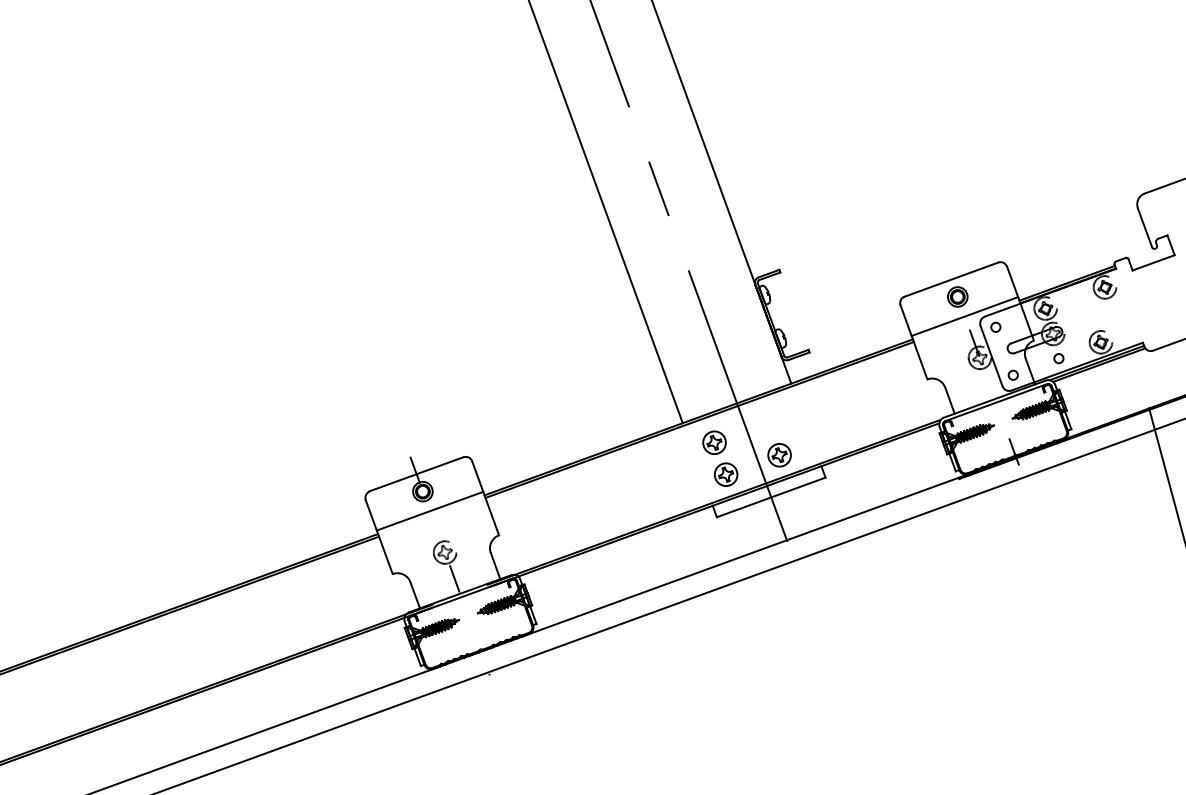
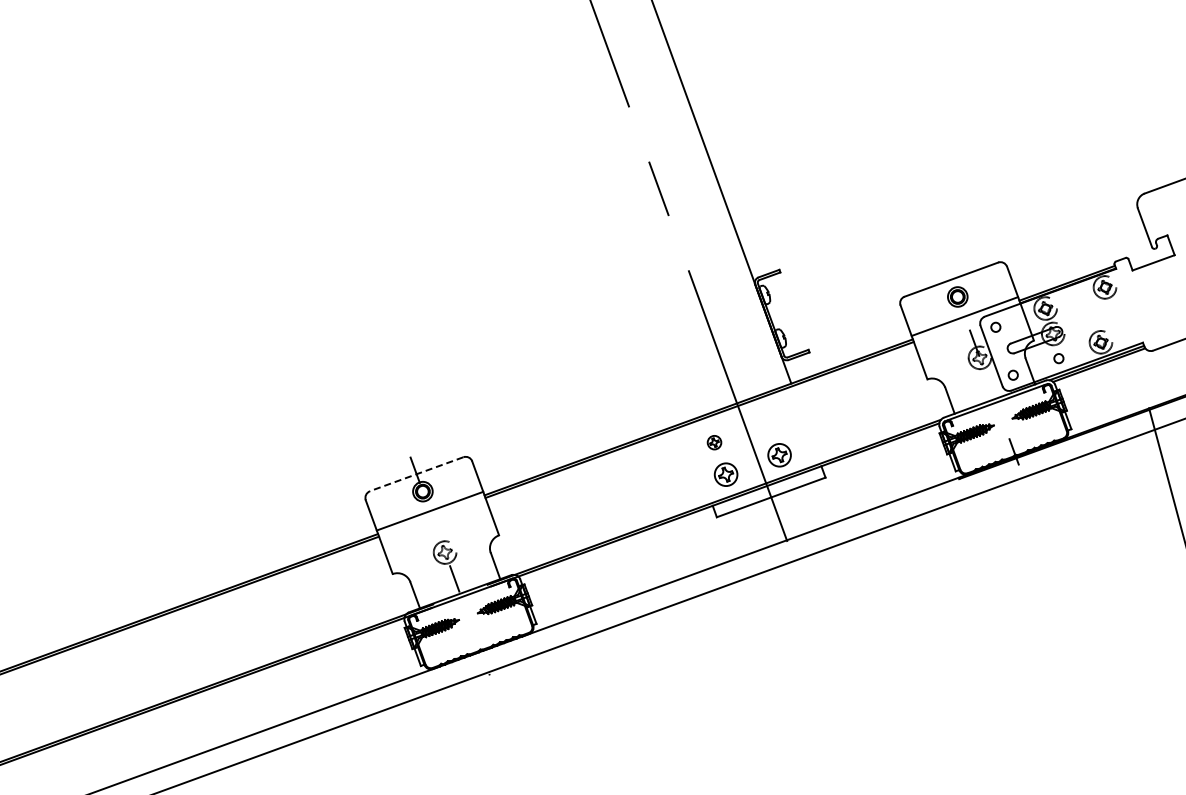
line: present -> none (605, 212)
part size: 25x25 px -> 17x16 px (714, 442)
line: solid -> dashed (416, 474)
